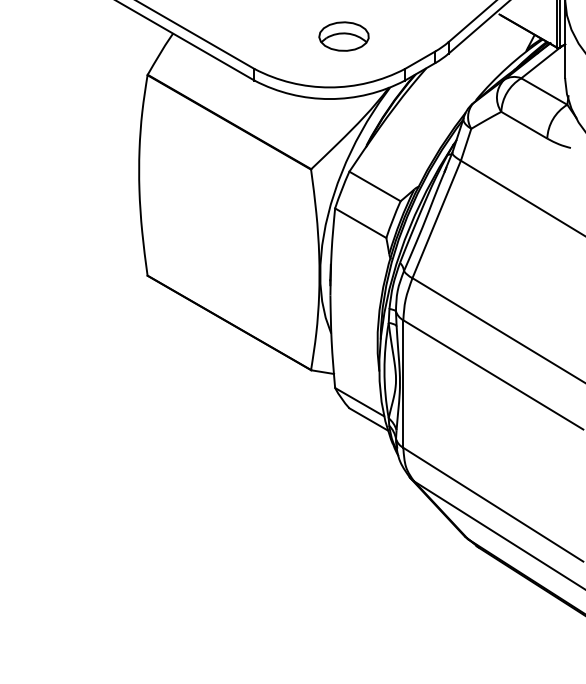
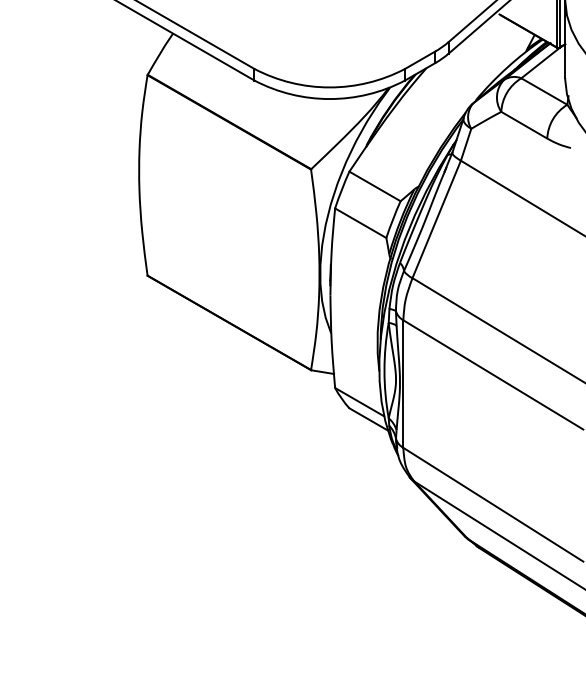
part: present -> none (343, 36)
